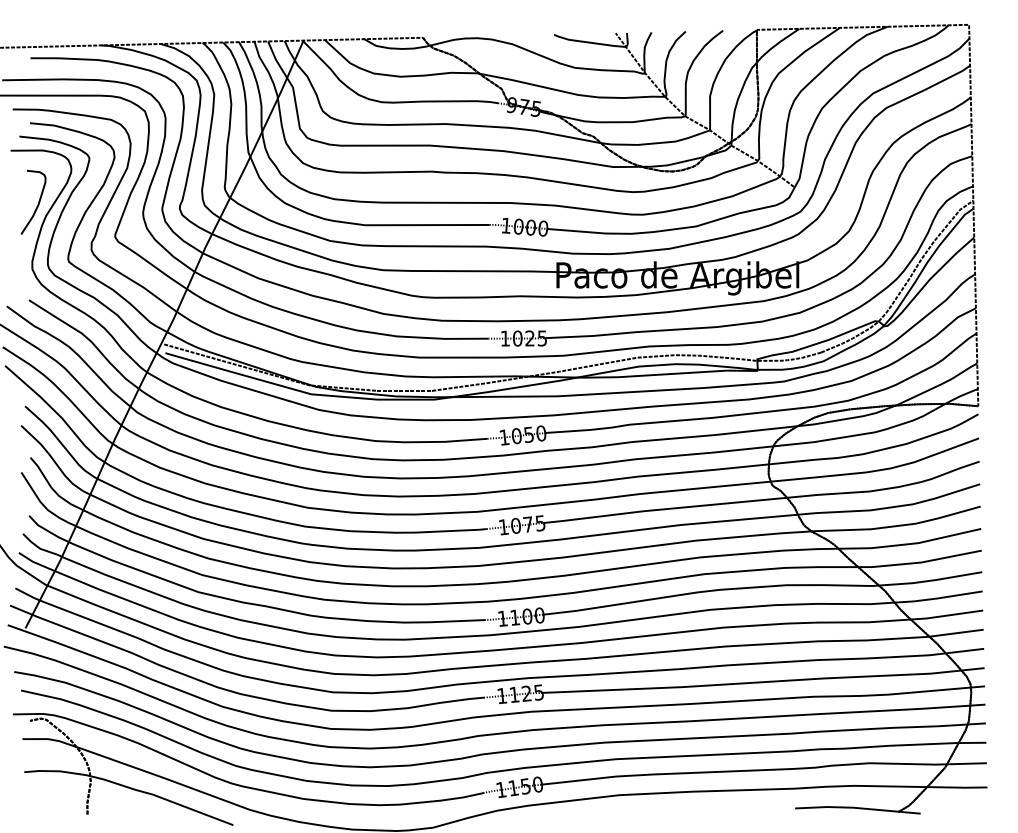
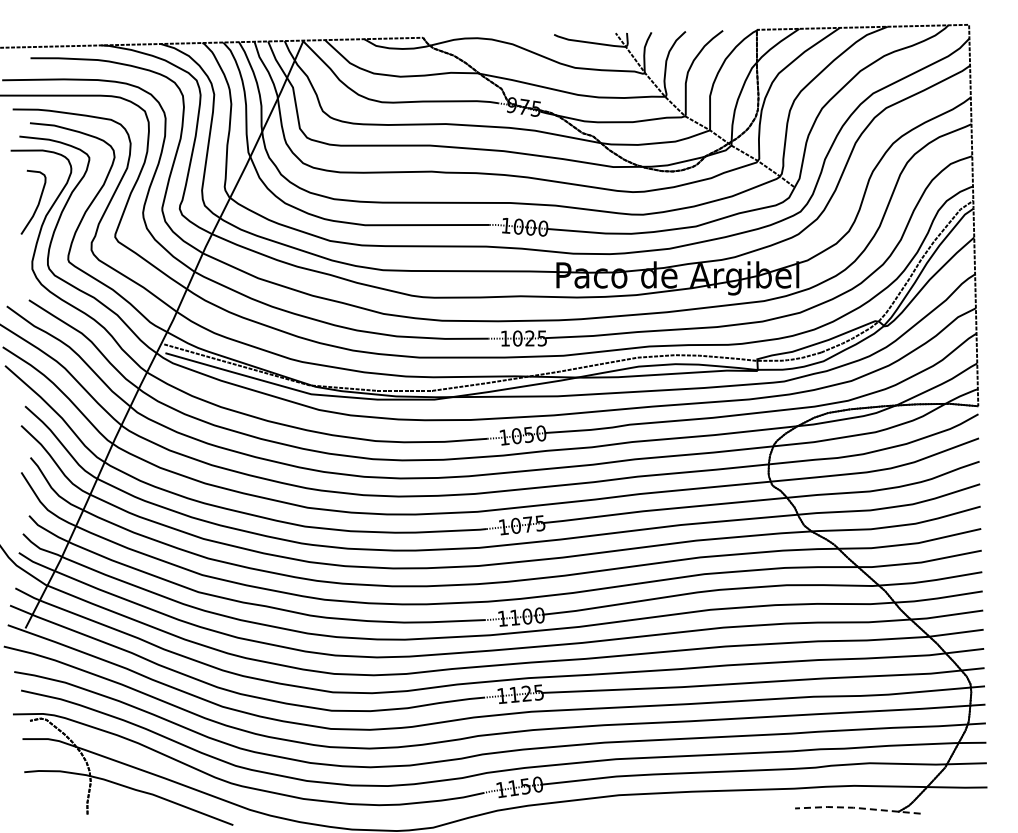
line: solid -> dashed (856, 808)
